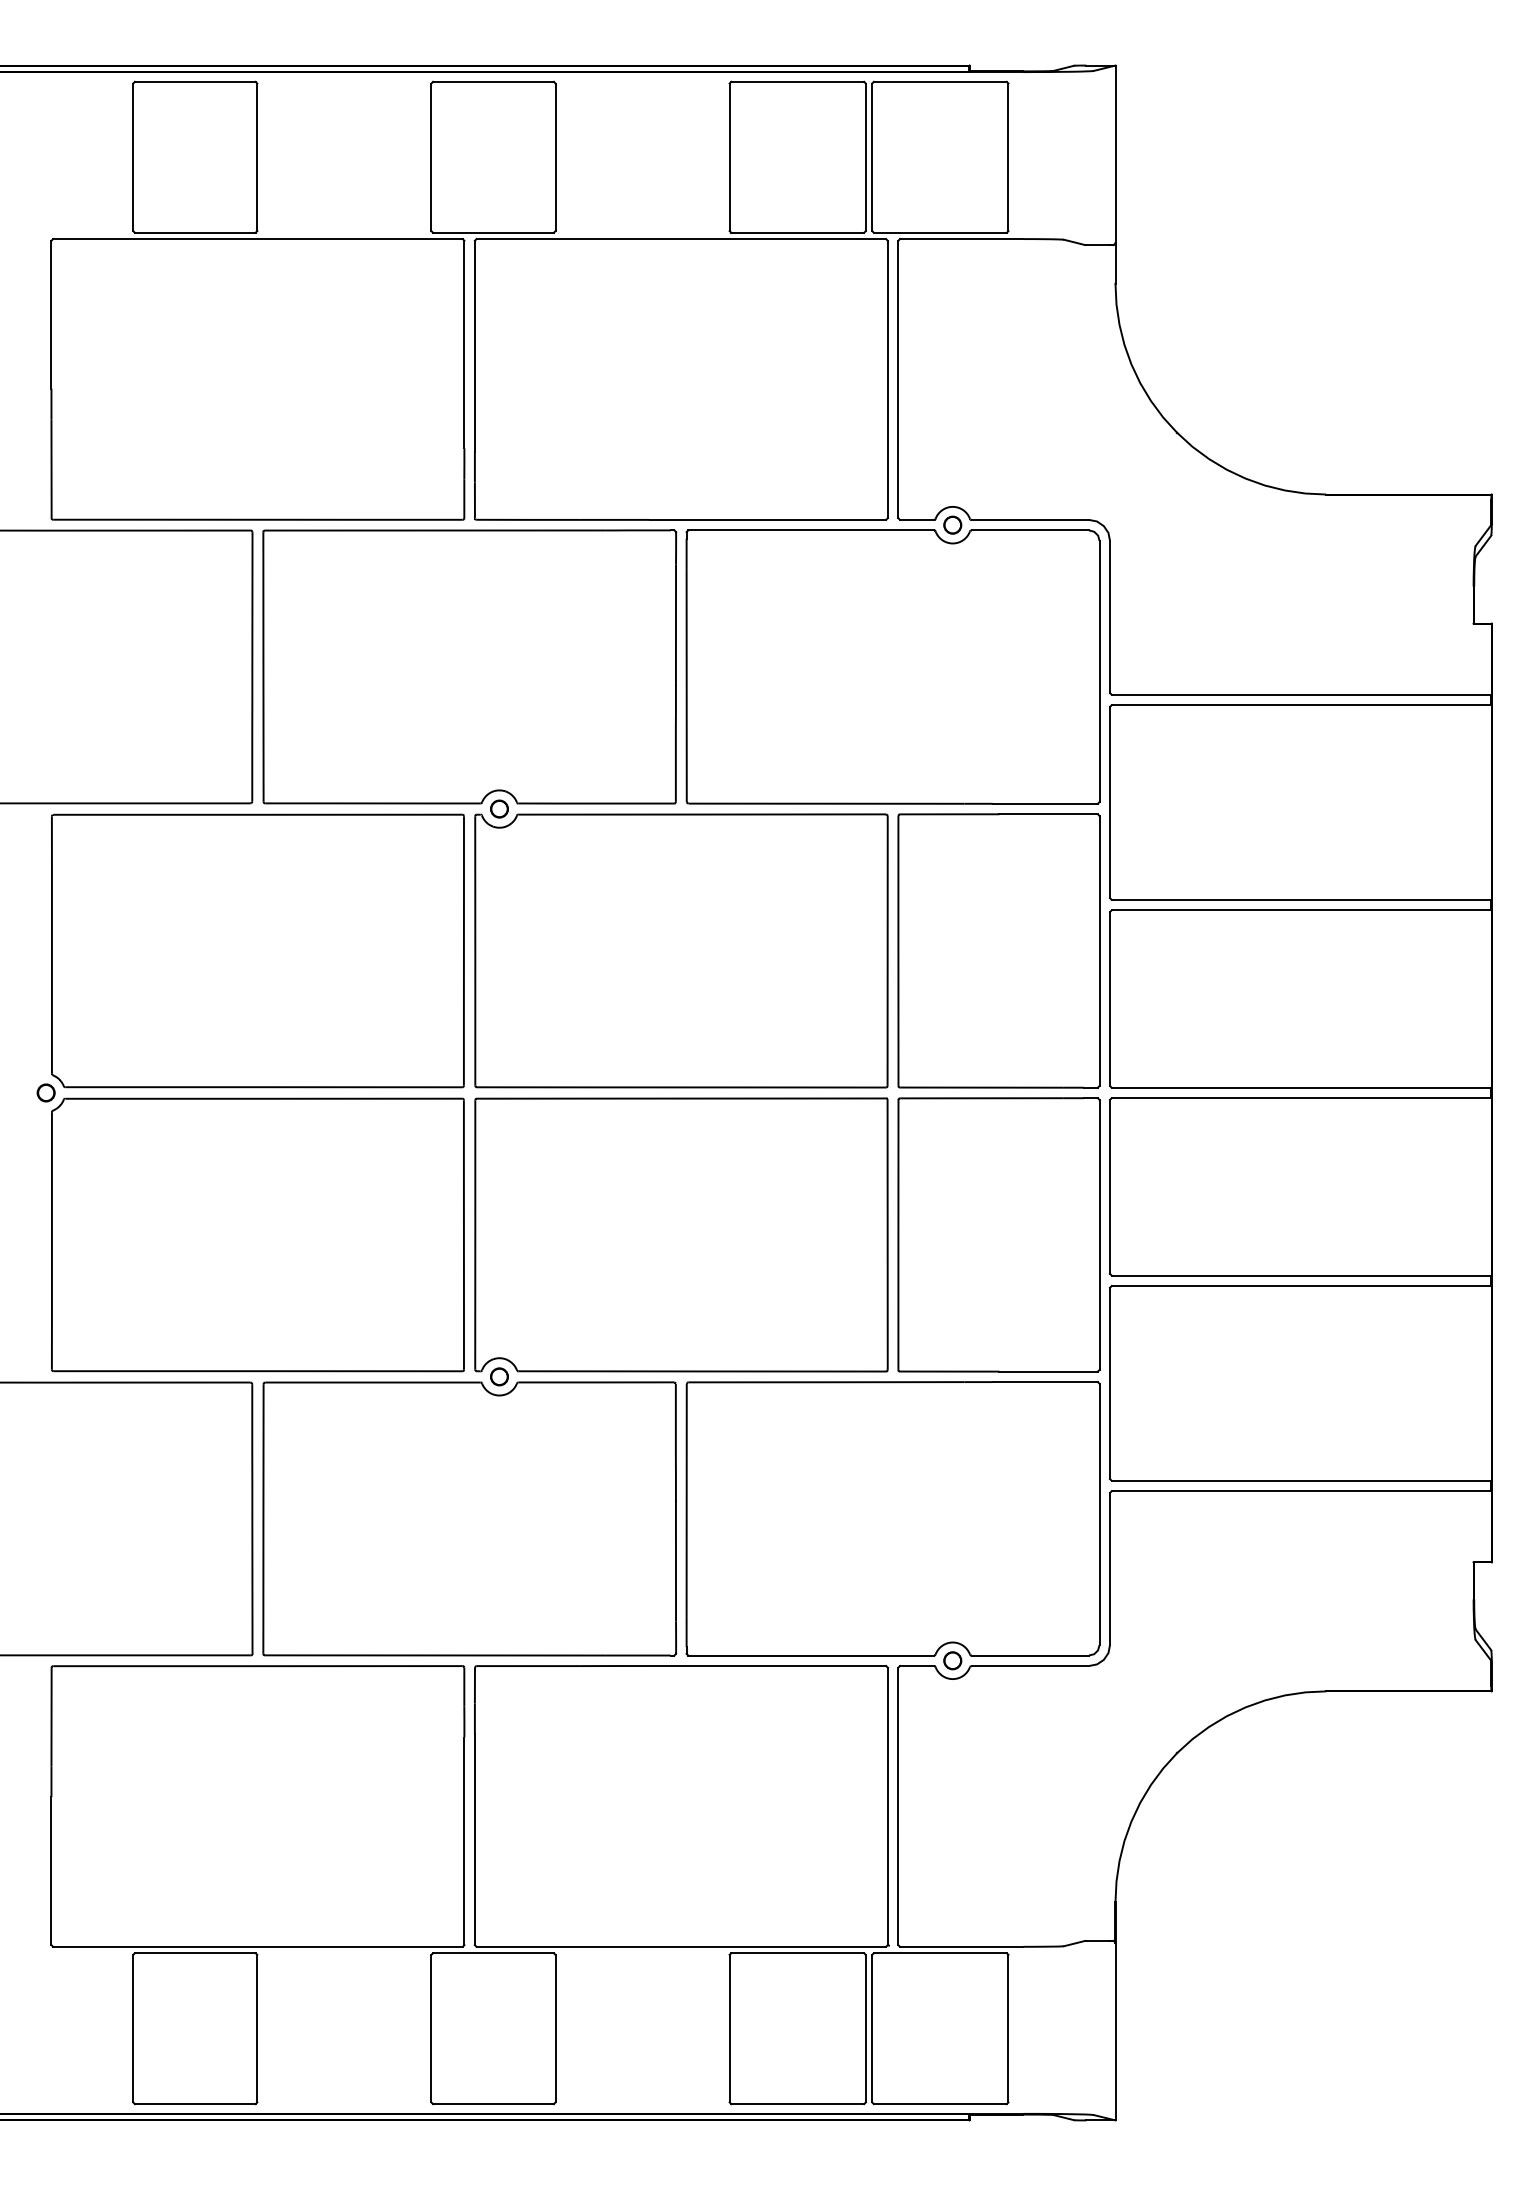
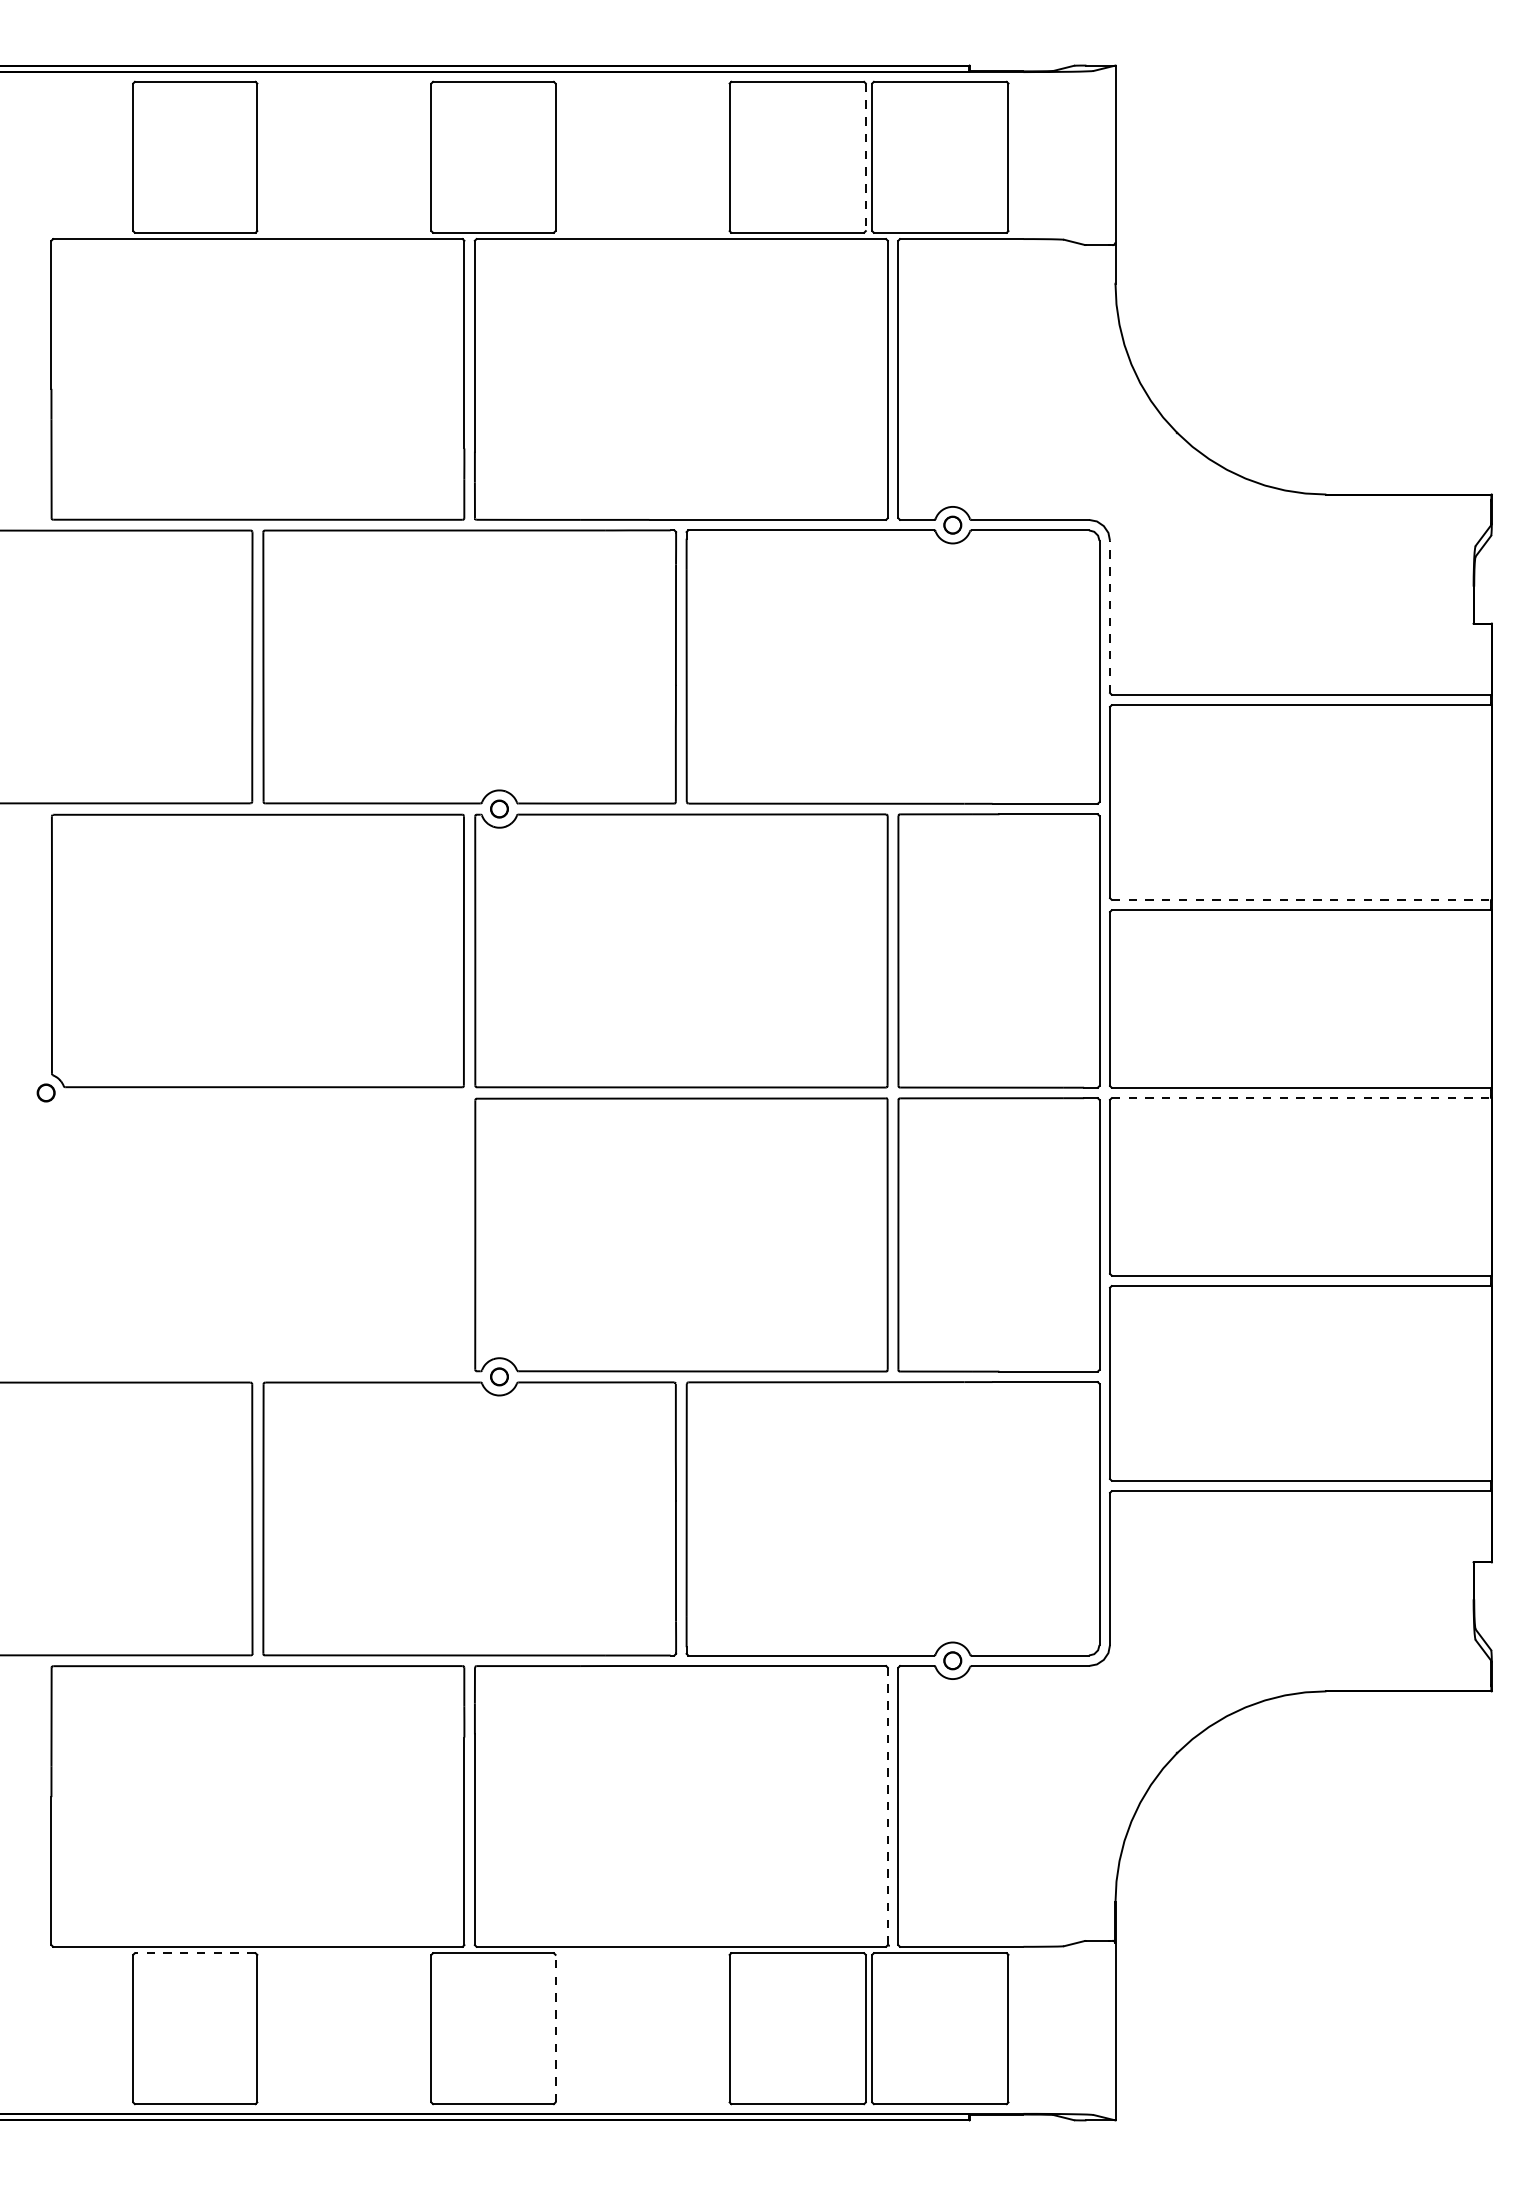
line: solid -> dashed (865, 157)
line: solid -> dashed (1110, 616)
line: solid -> dashed (1301, 899)
line: solid -> dashed (1301, 1098)
part: present -> none (257, 1234)
line: solid -> dashed (887, 1806)
line: solid -> dashed (194, 1953)
line: solid -> dashed (555, 2028)
